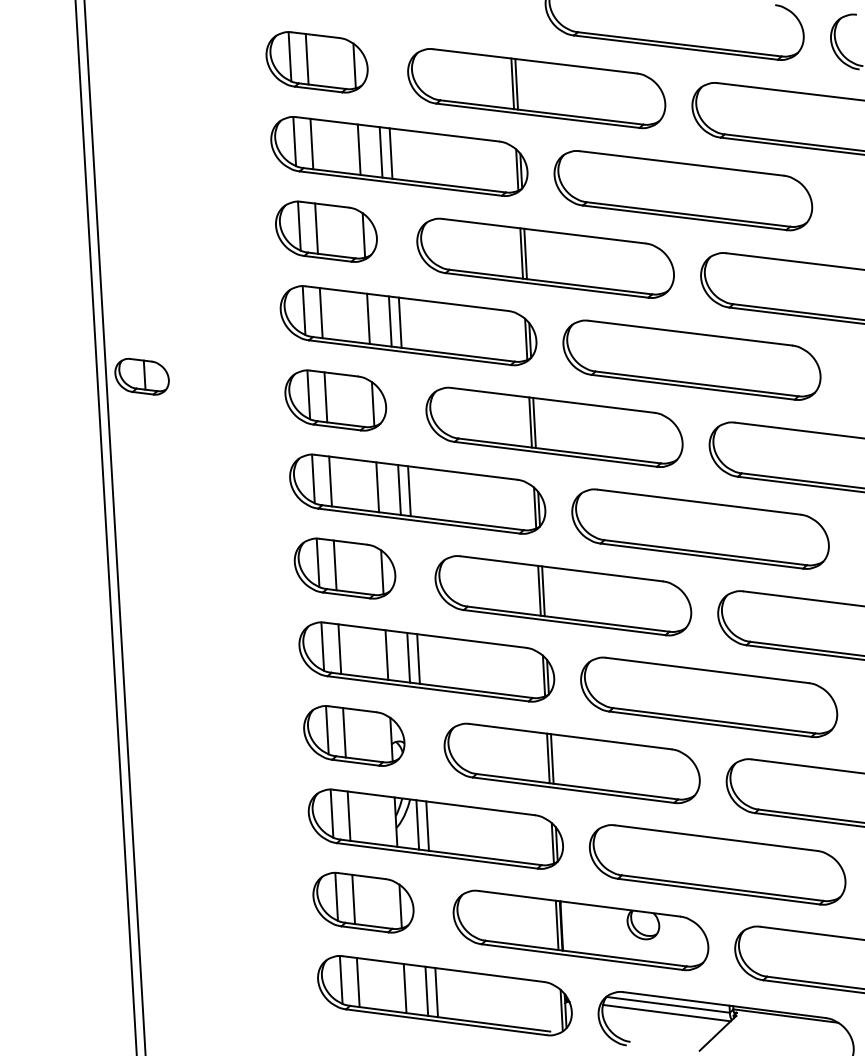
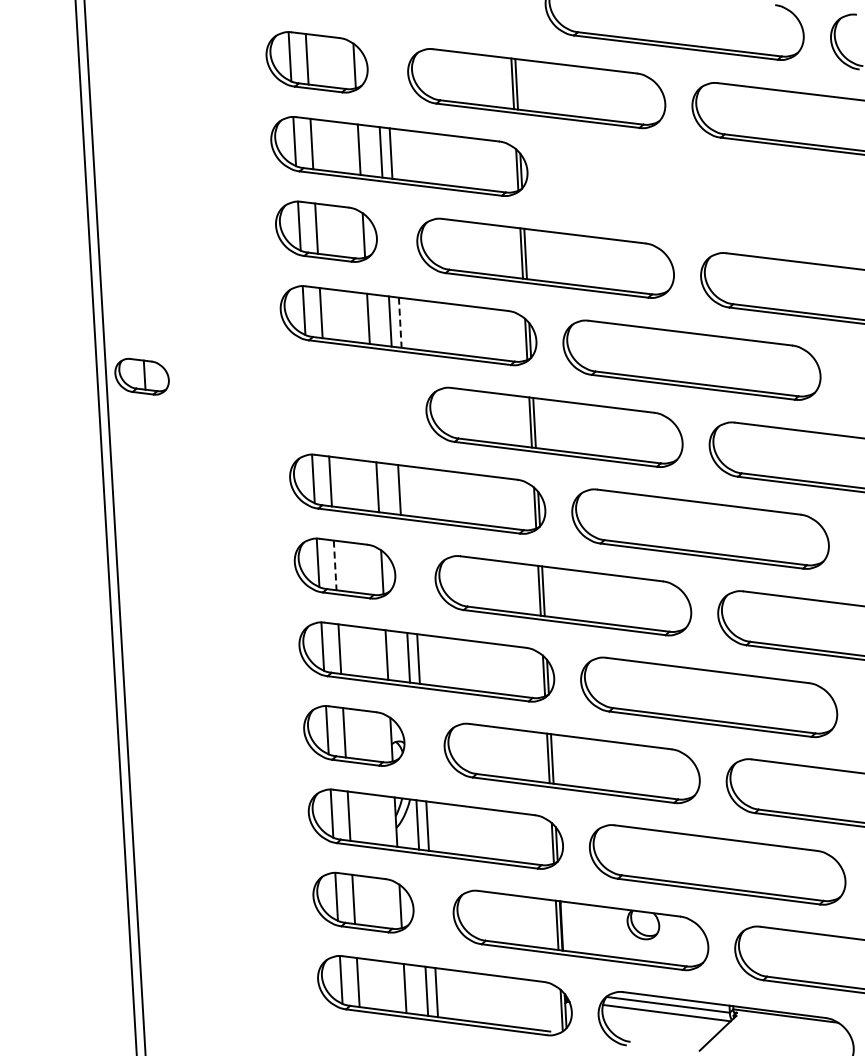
part: present -> none (683, 190)
line: solid -> dashed (400, 323)
part: present -> none (335, 400)
line: present -> none (409, 491)
line: solid -> dashed (335, 565)
